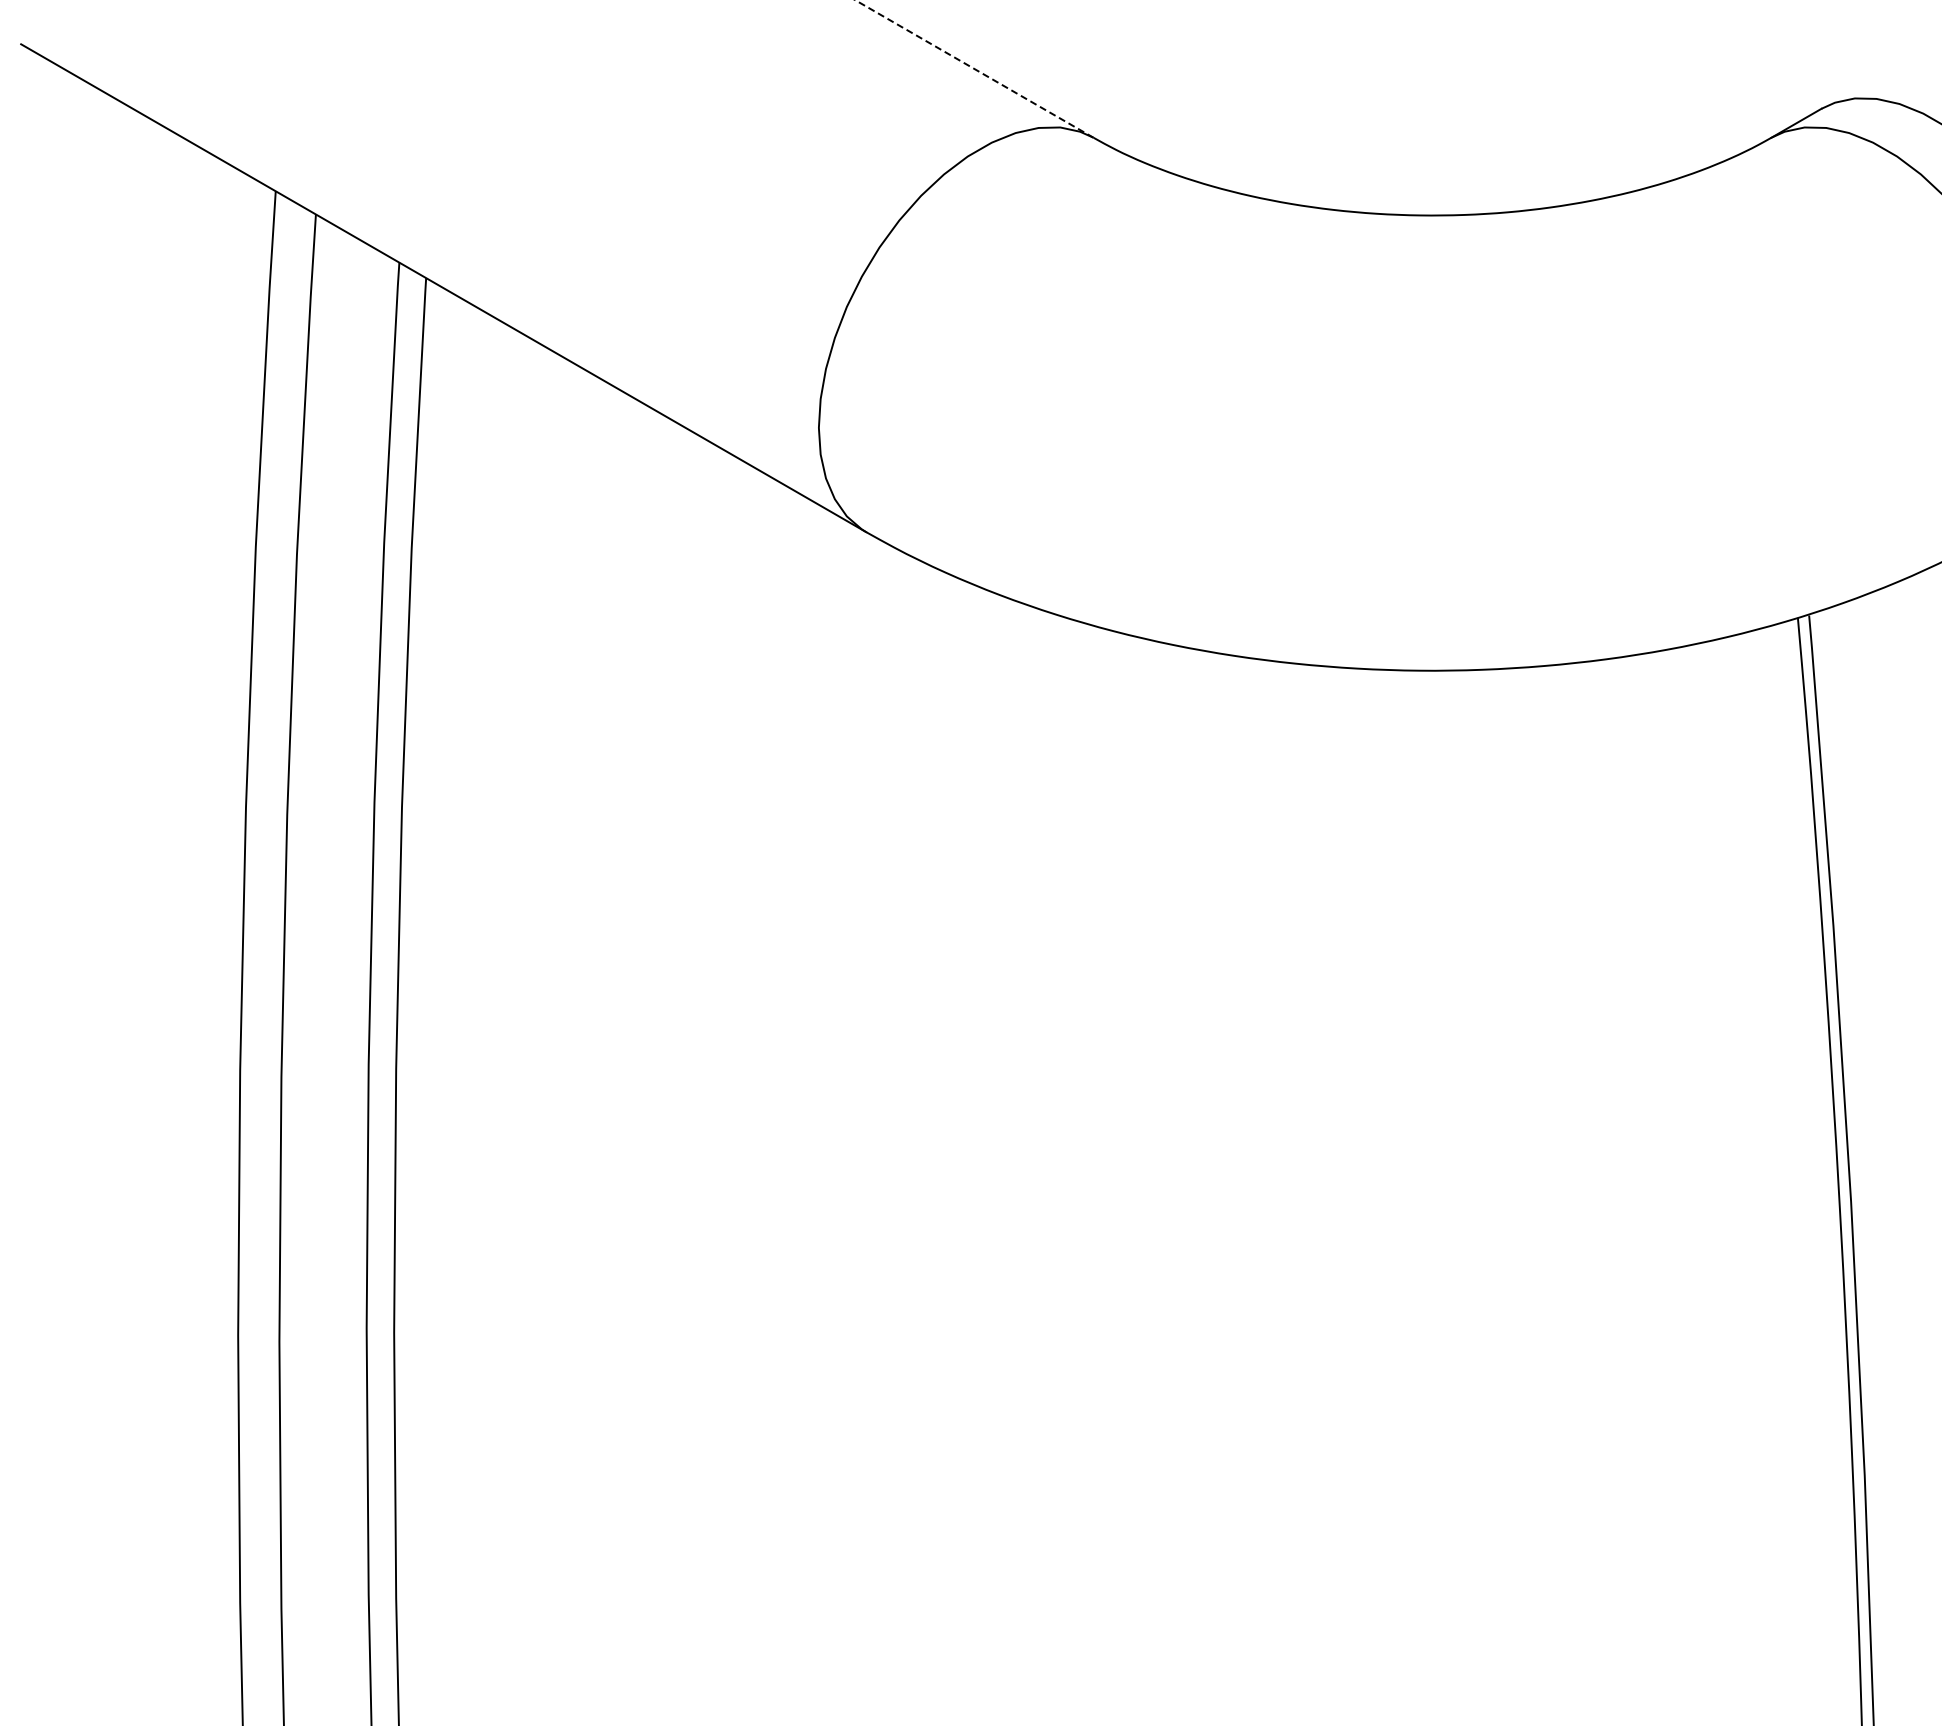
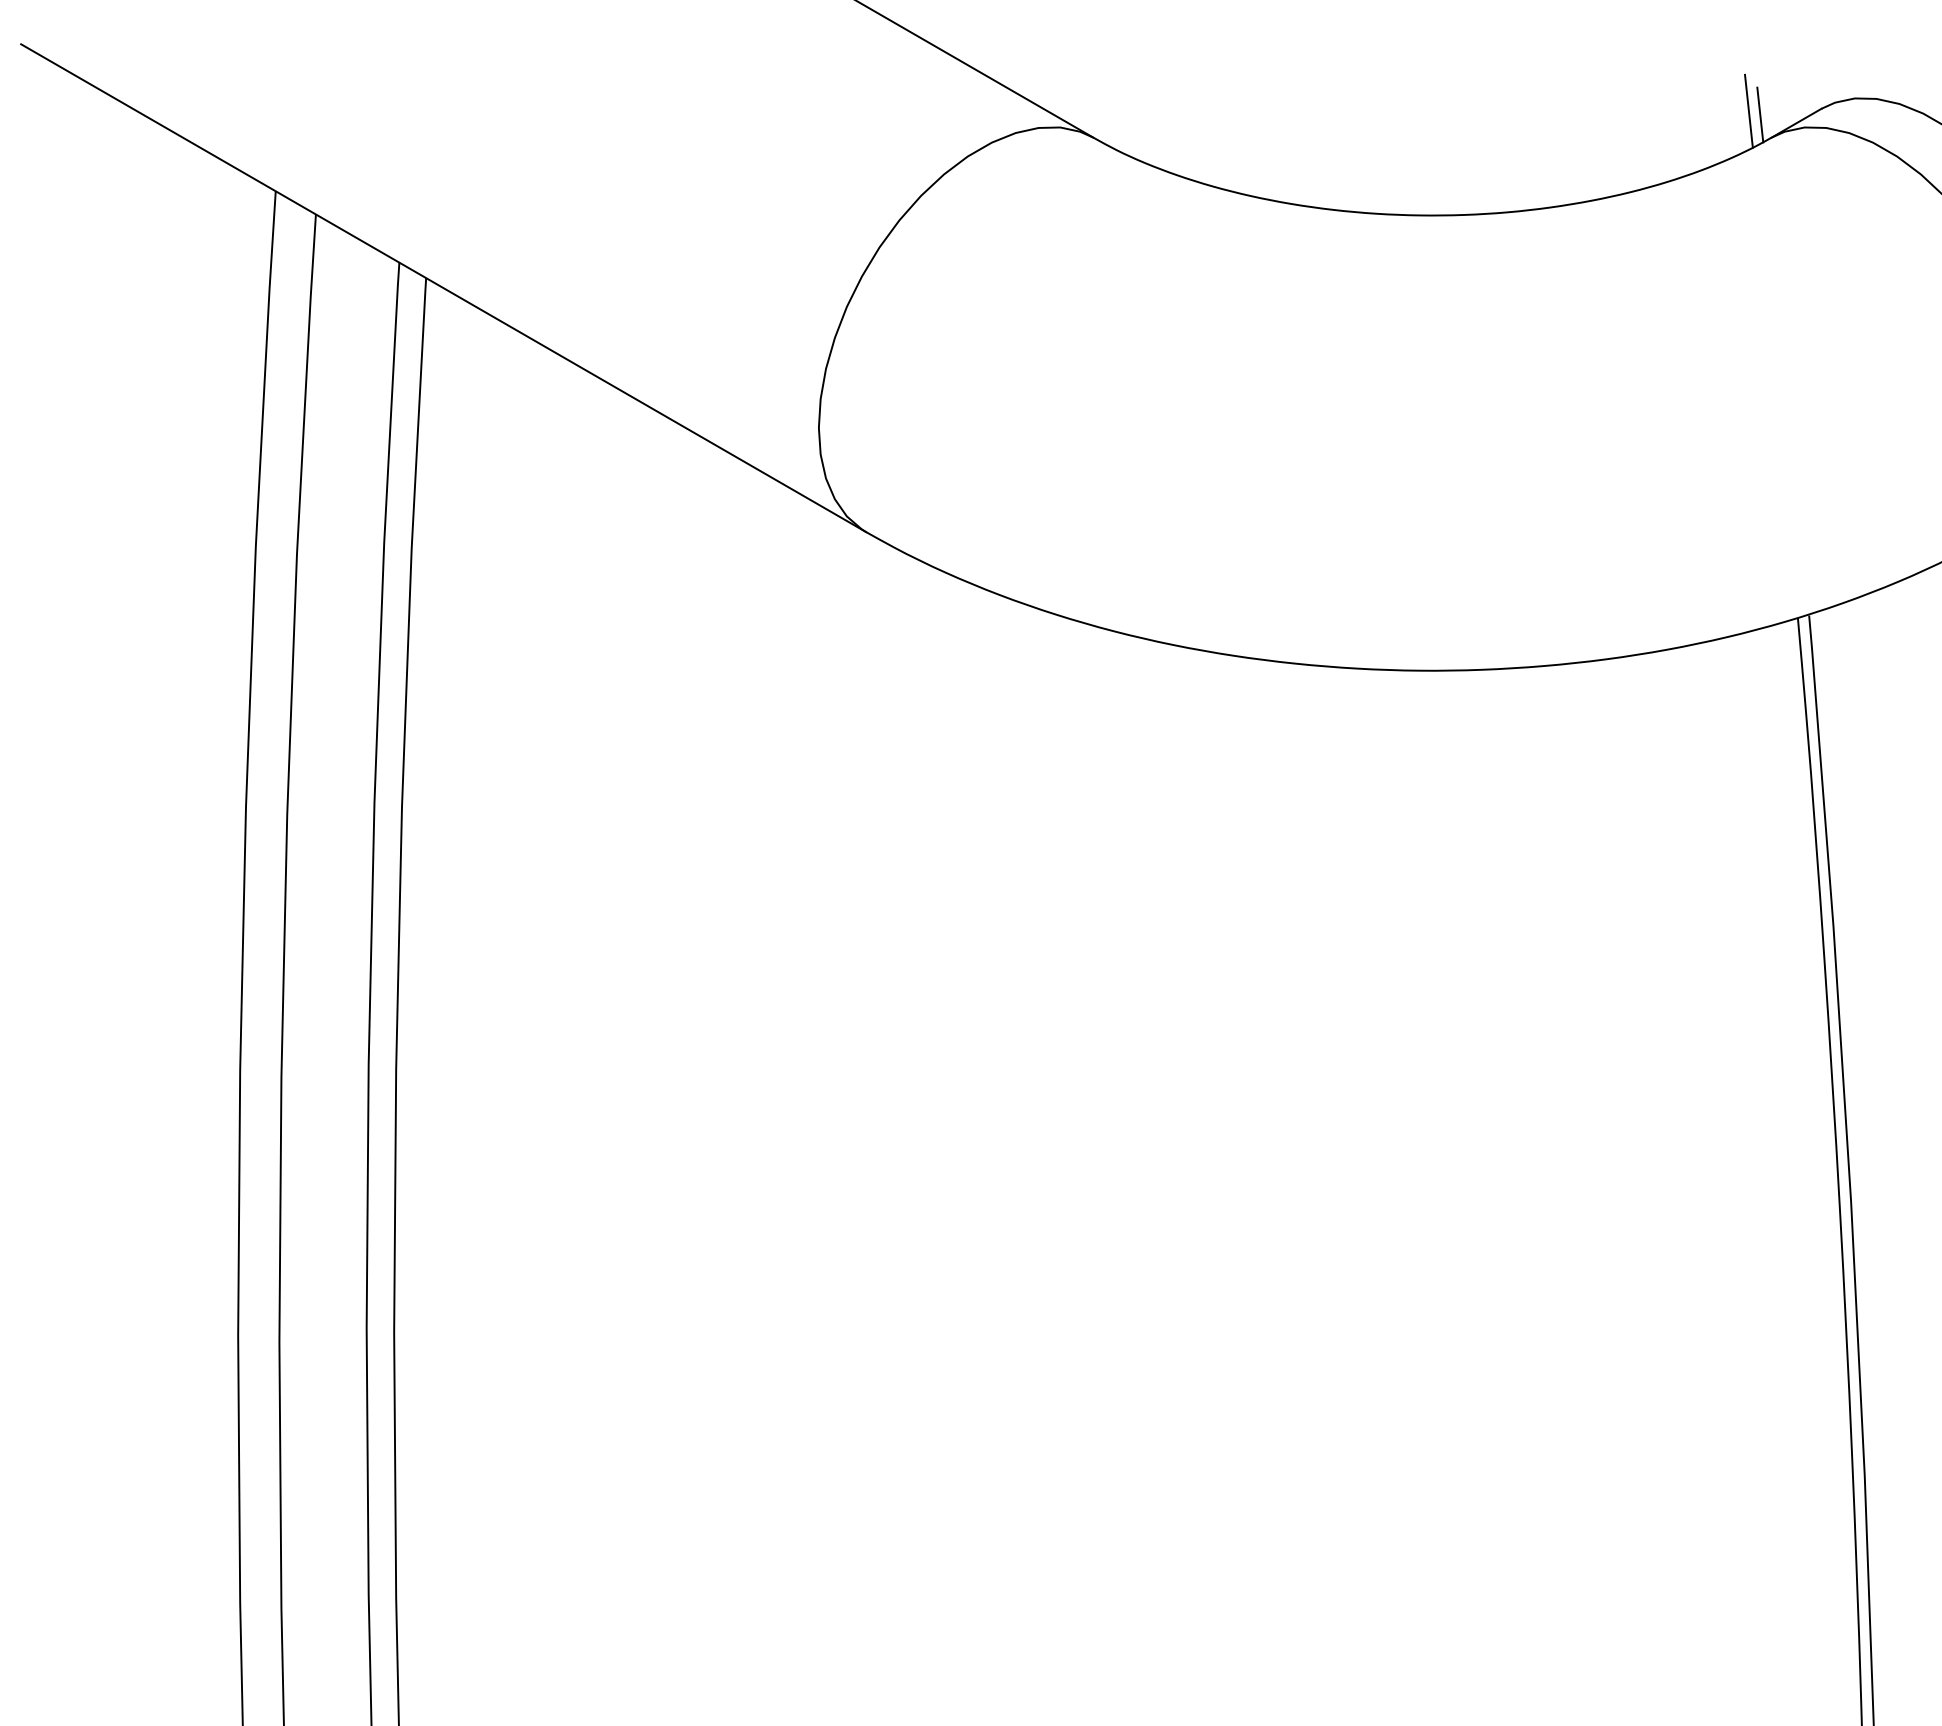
line: dashed -> solid (974, 68)
line: none -> present (1748, 110)
line: none -> present (1760, 114)
